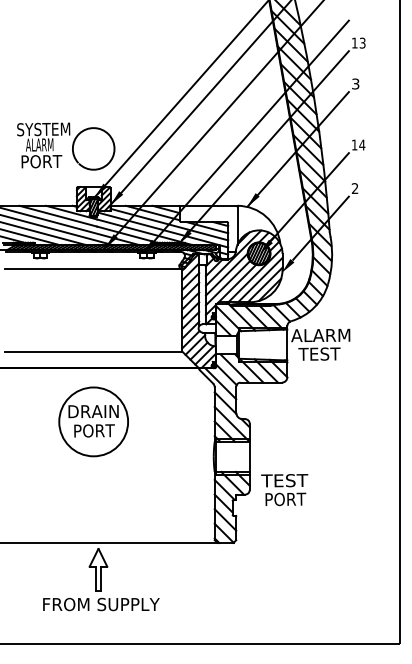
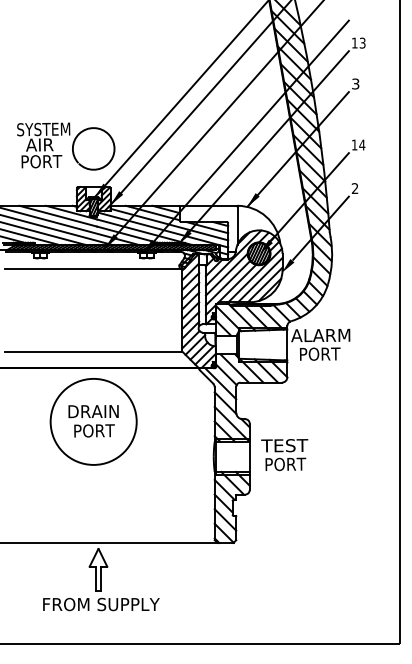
text: ALARM -> AIR (39, 144)
text: TEST -> PORT (317, 353)
circle diameter: 69 px -> 86 px (93, 421)
text position: (284, 490) -> (284, 455) (284, 455)
